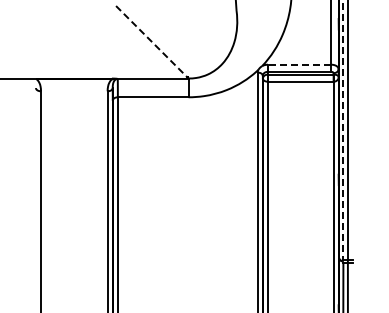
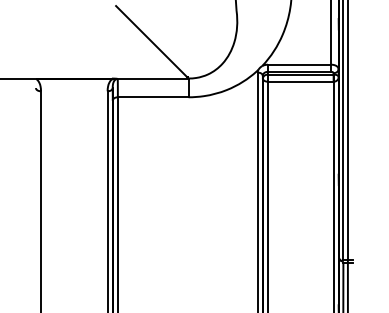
line: dashed -> solid (151, 41)
line: dashed -> solid (299, 64)
line: dashed -> solid (343, 130)
